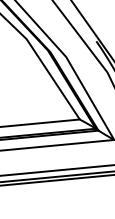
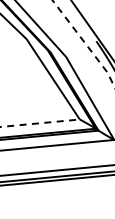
line: solid -> dashed (85, 44)
line: solid -> dashed (40, 123)
